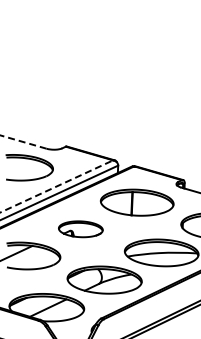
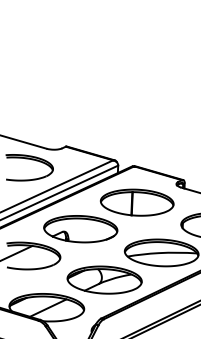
line: dashed -> solid (23, 142)
line: dashed -> solid (56, 186)
part size: 46x19 px -> 76x29 px (80, 229)
